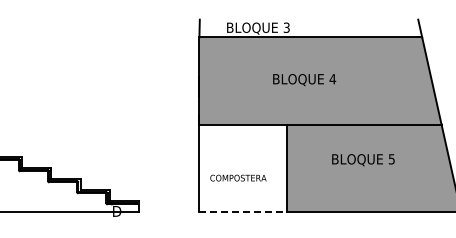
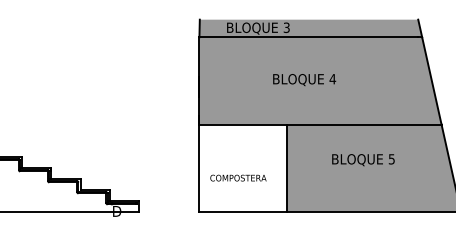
fill: none -> present (310, 28)
line: dashed -> solid (243, 212)
